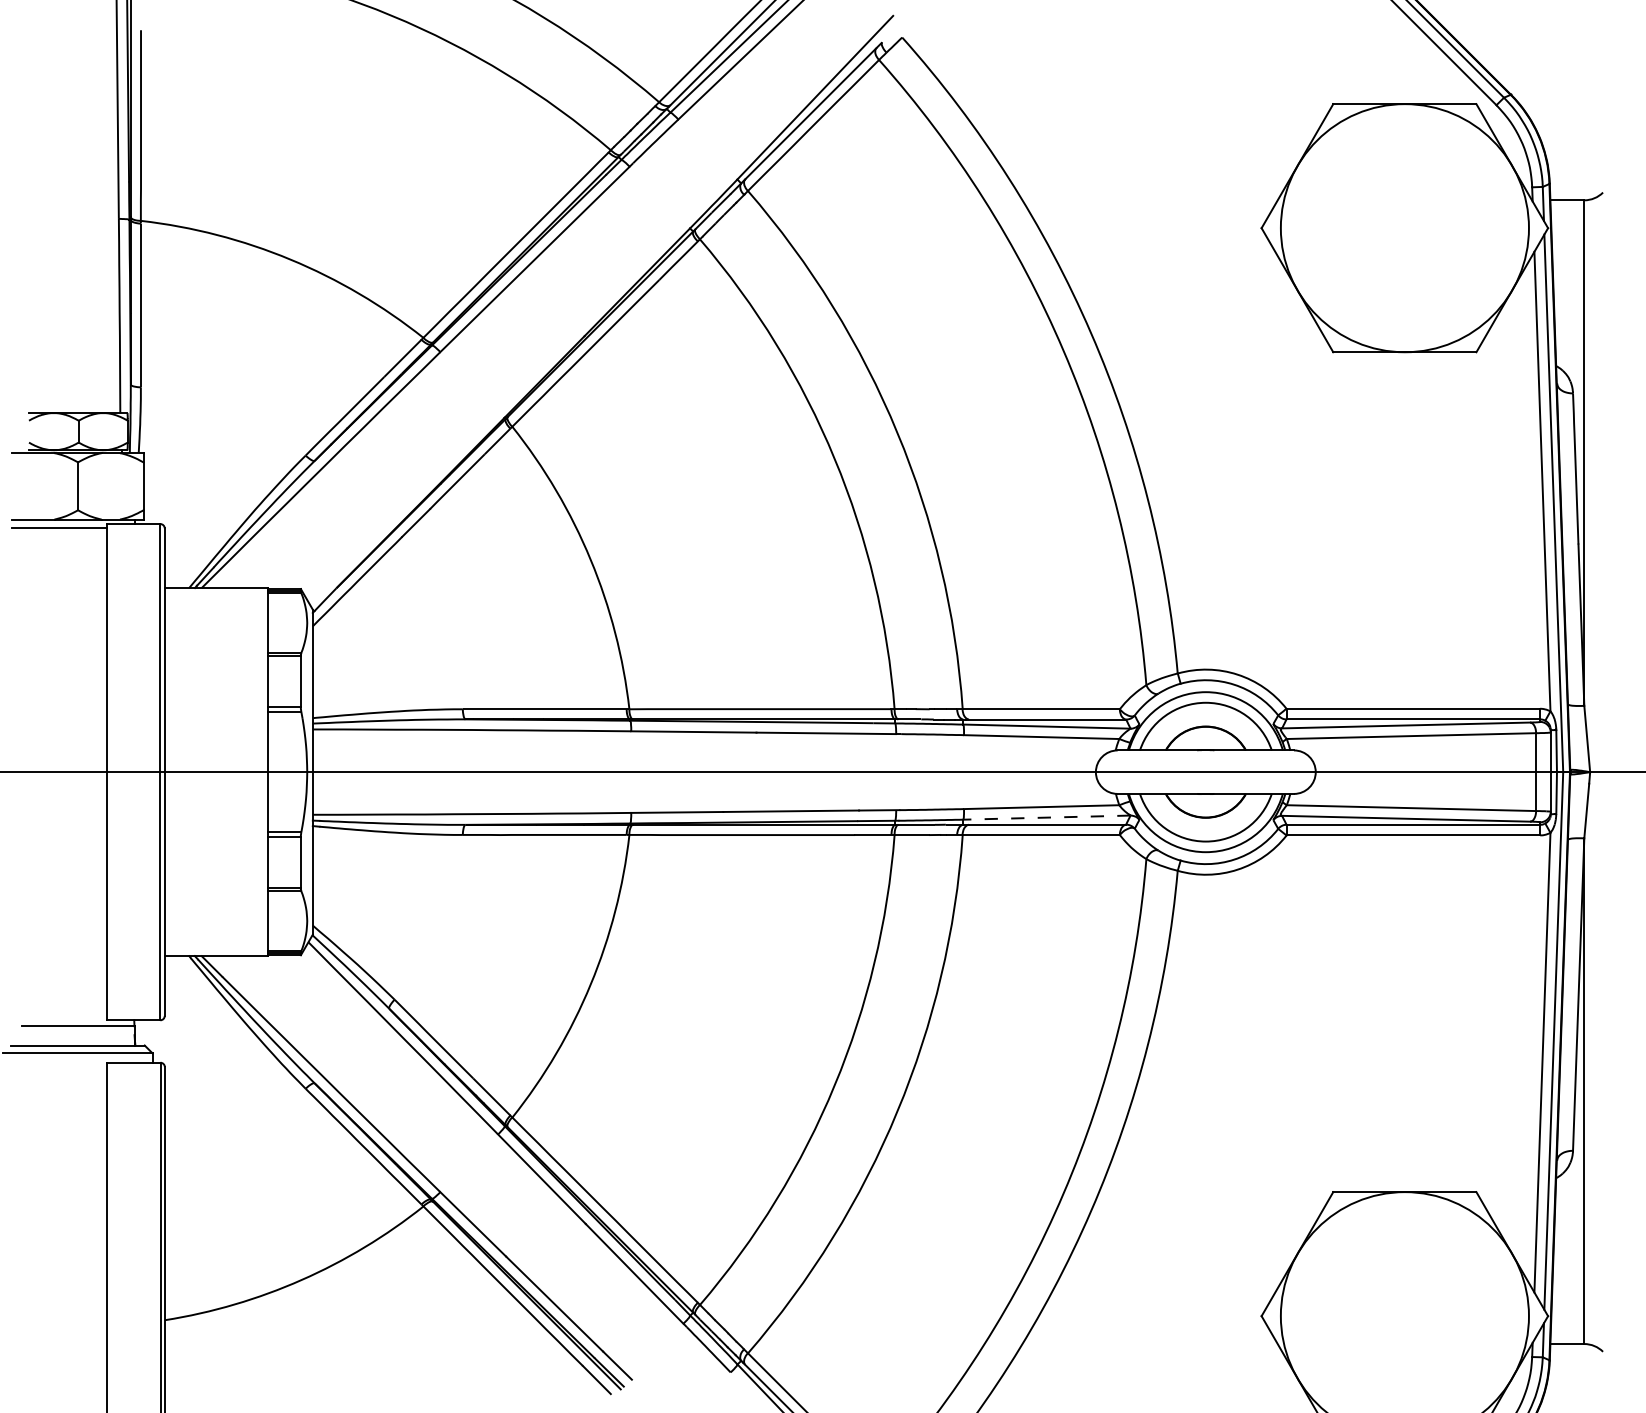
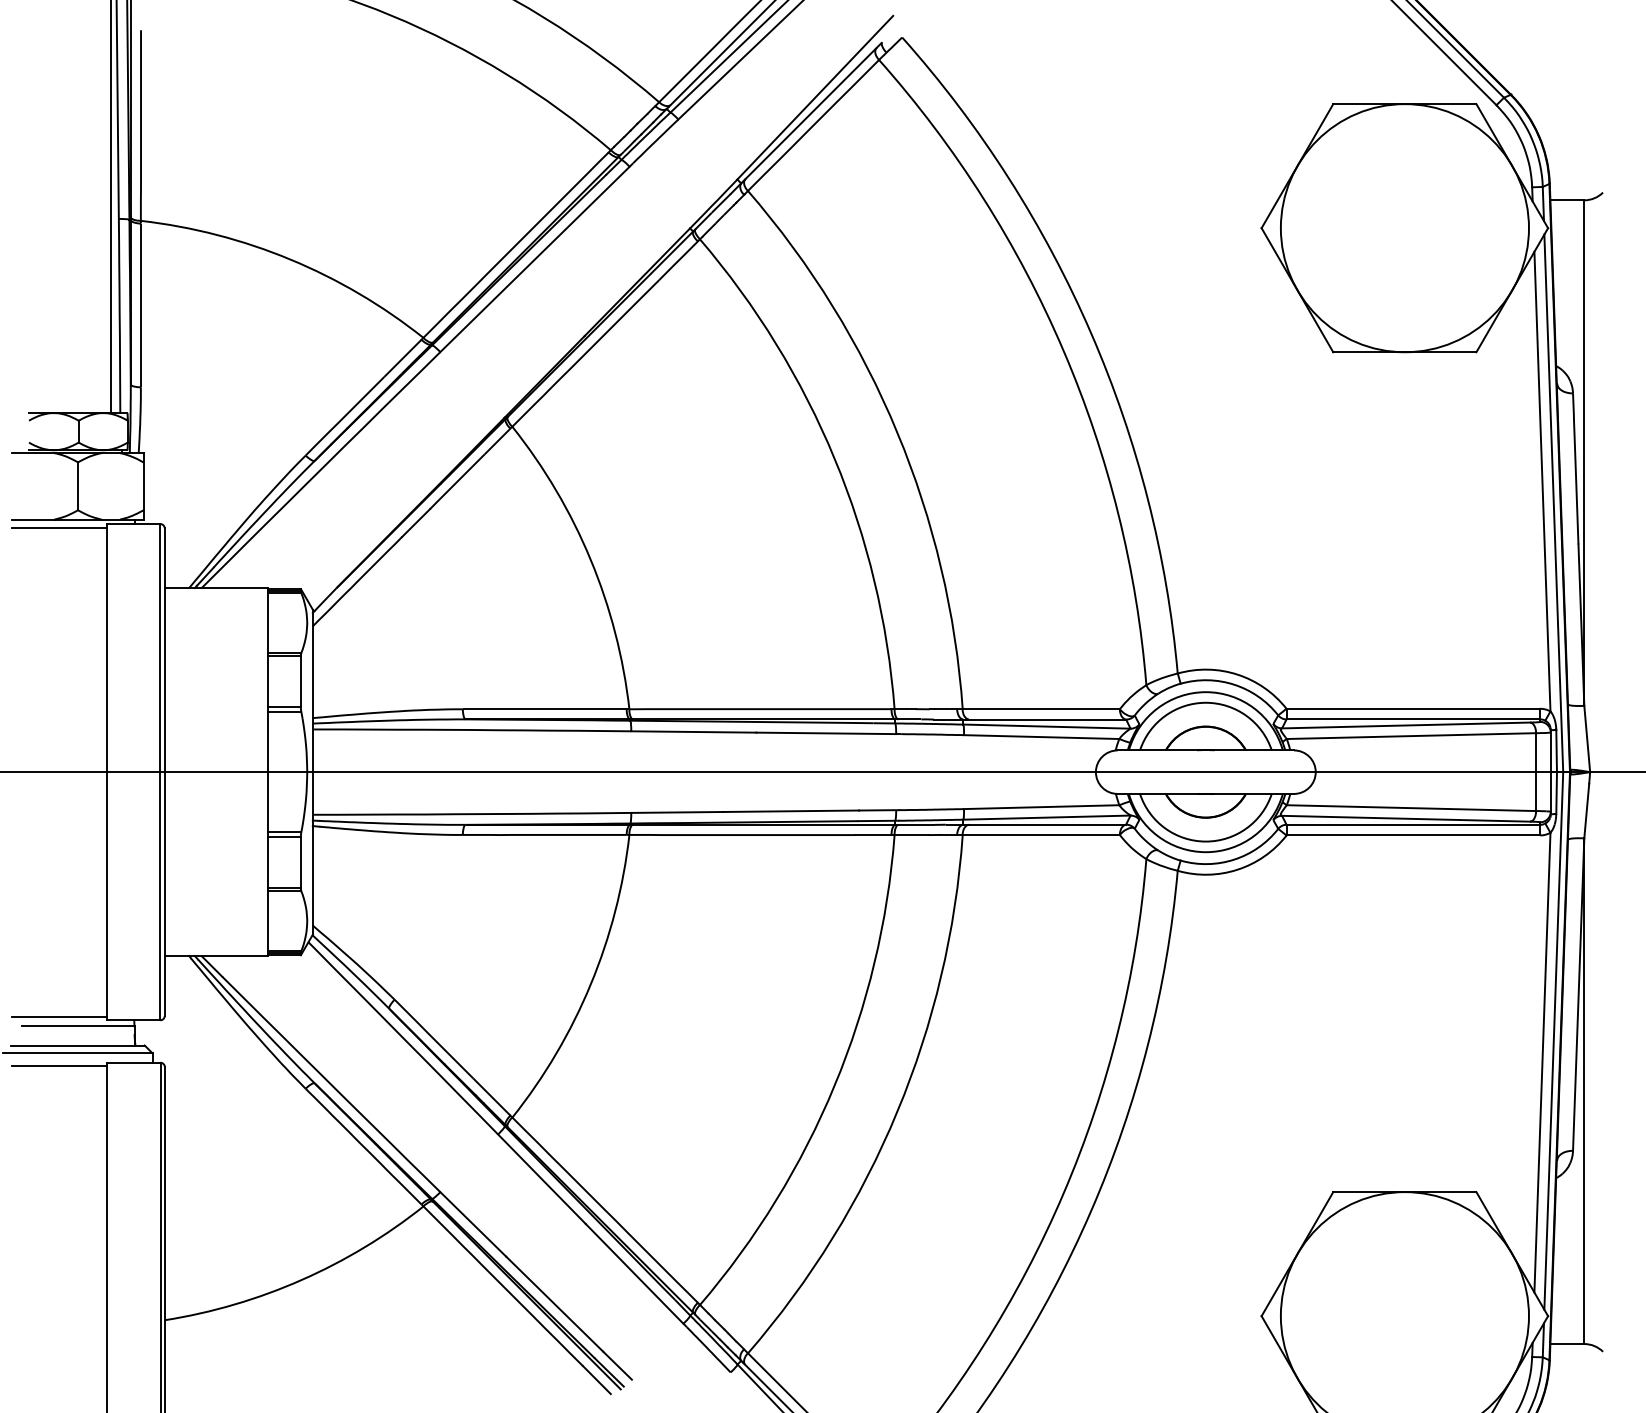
line: none -> present (111, 207)
line: dashed -> solid (1046, 817)
line: none -> present (58, 1016)
line: none -> present (58, 1066)
